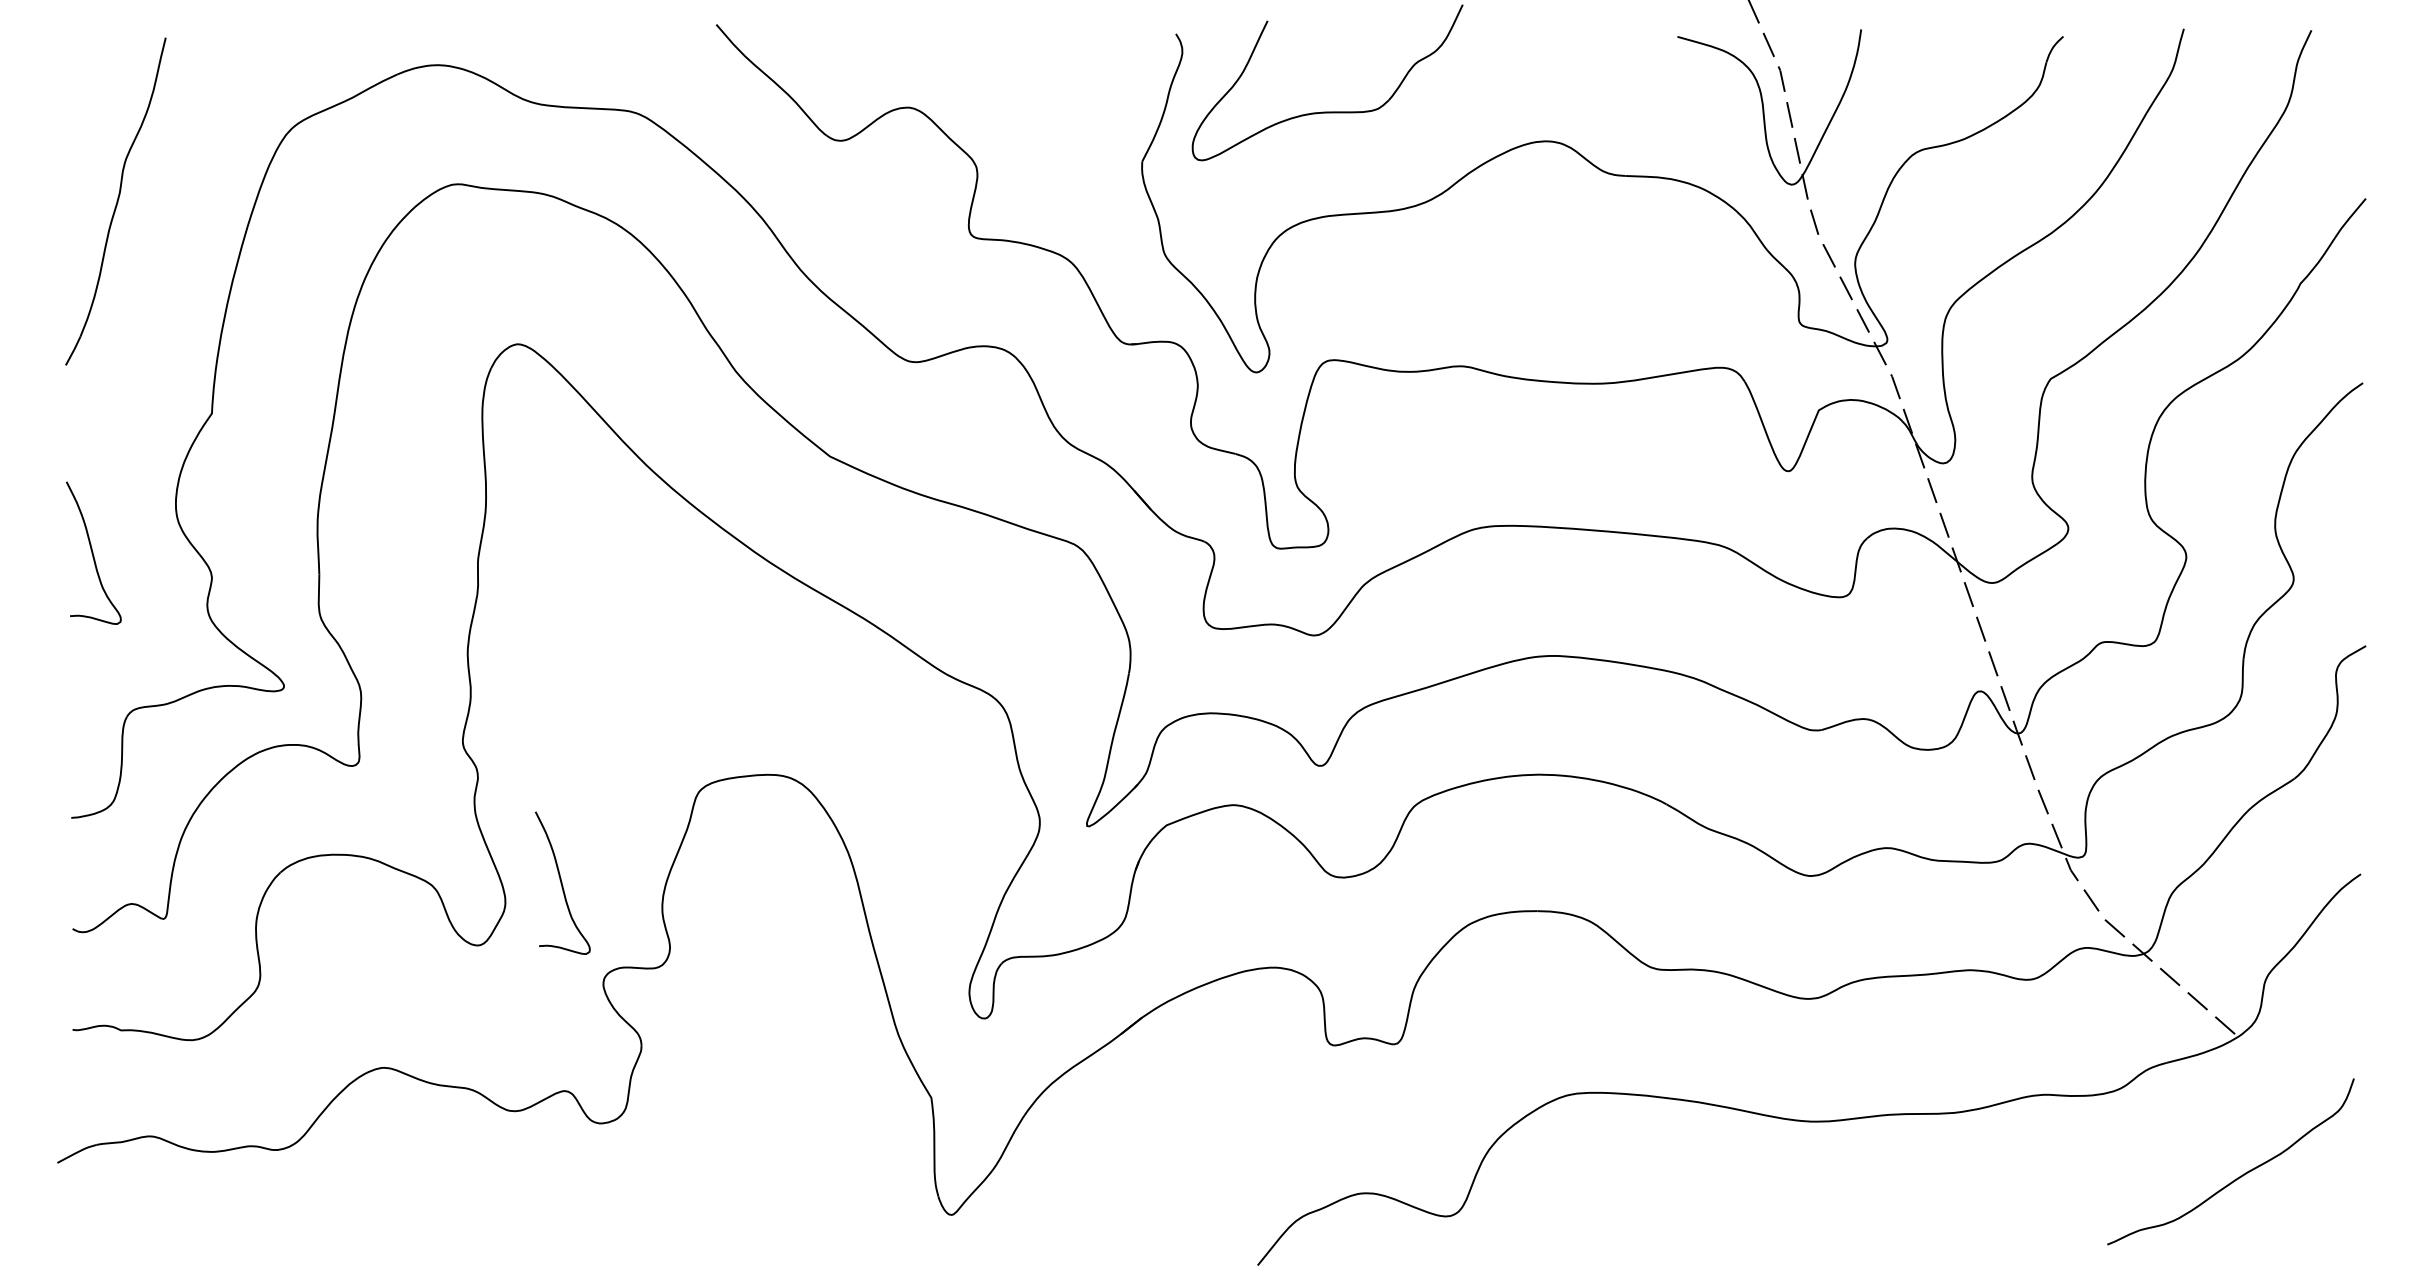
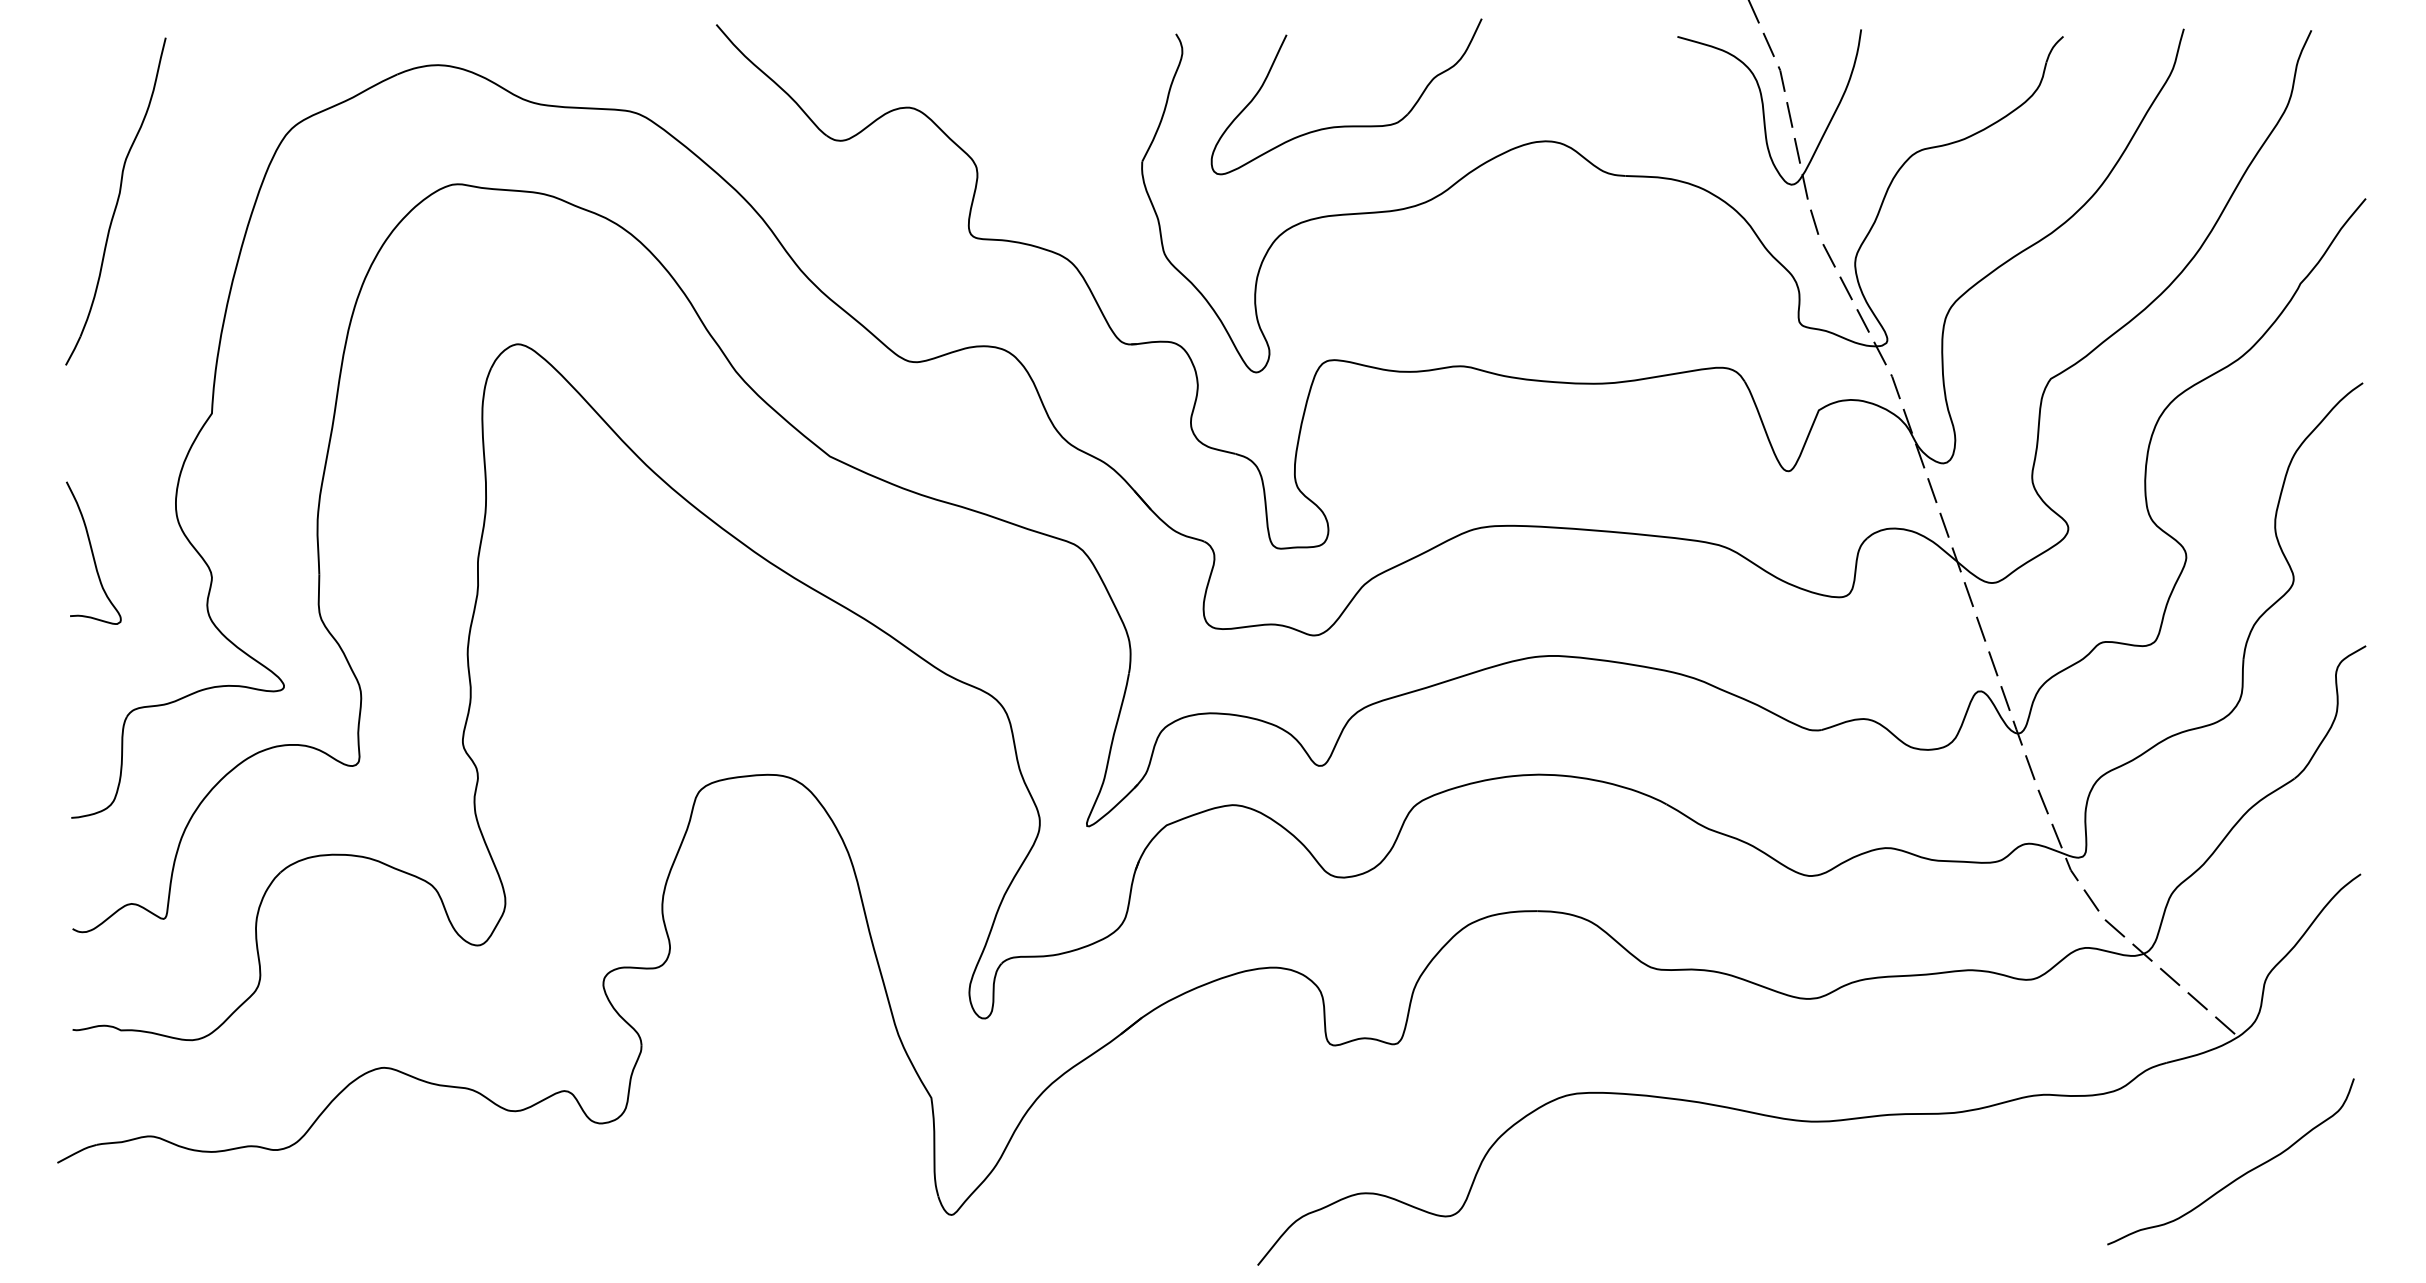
part position: (1327, 111) -> (1346, 125) (1346, 125)
curve: present -> none (562, 882)
